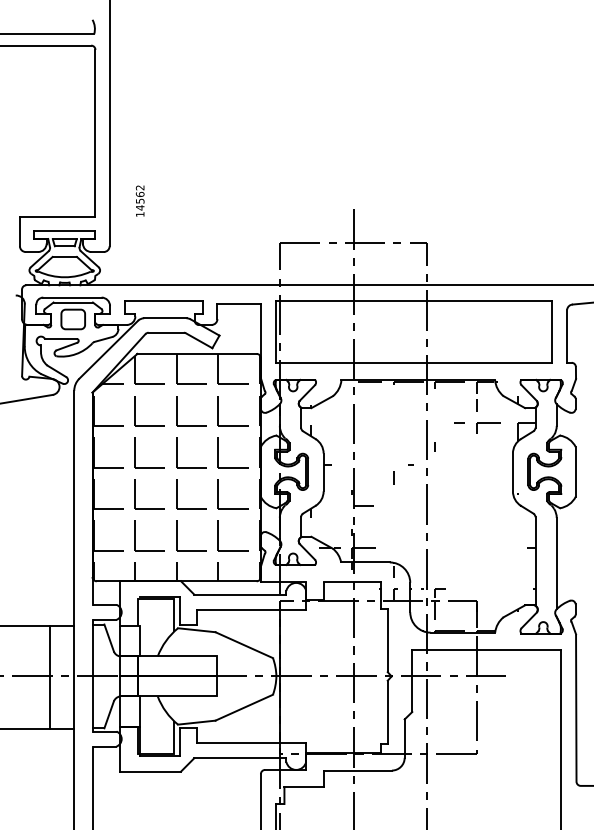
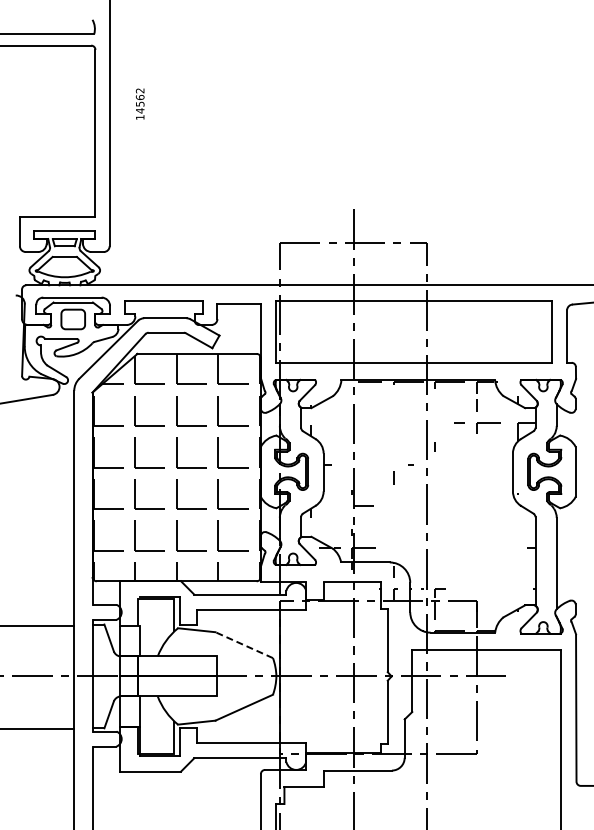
text position: (139, 200) -> (139, 103) (139, 103)
line: solid -> dashed (244, 645)
line: present -> none (49, 676)
